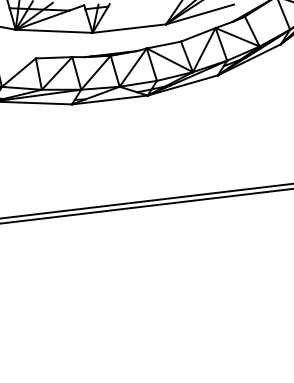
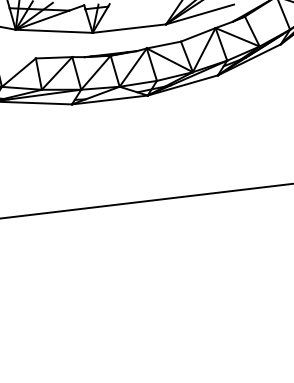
line: present -> none (146, 206)
